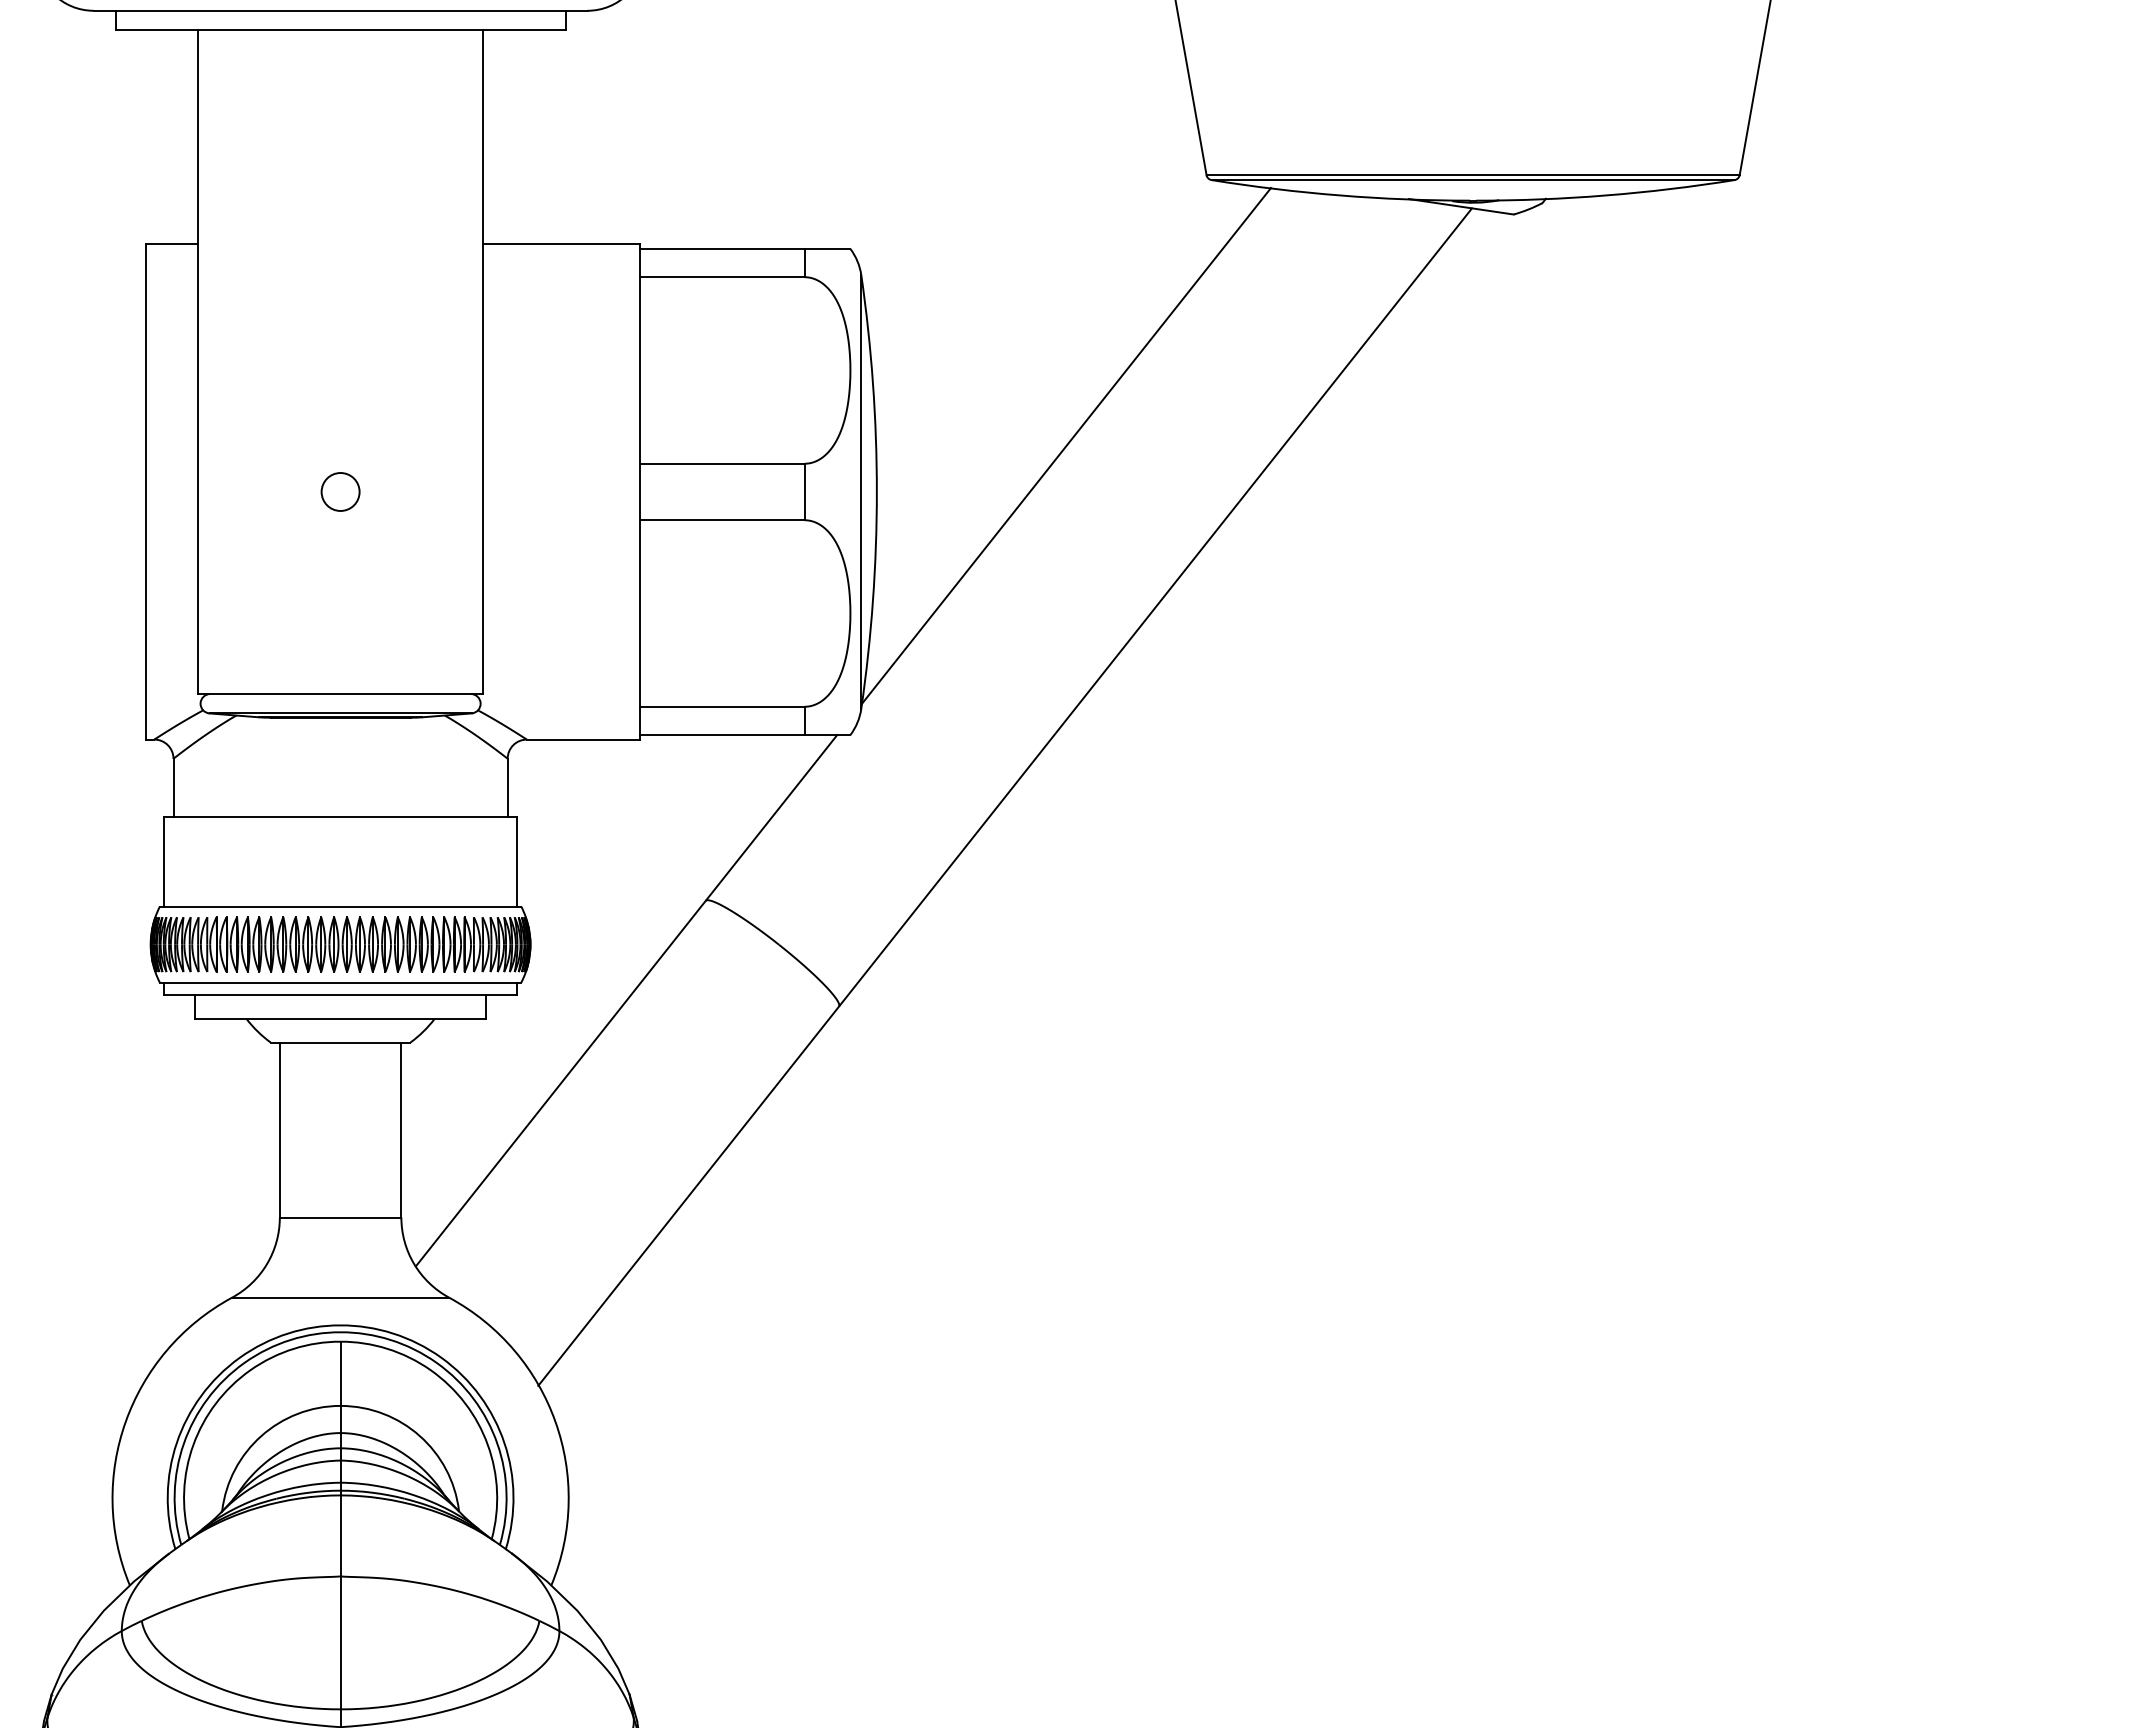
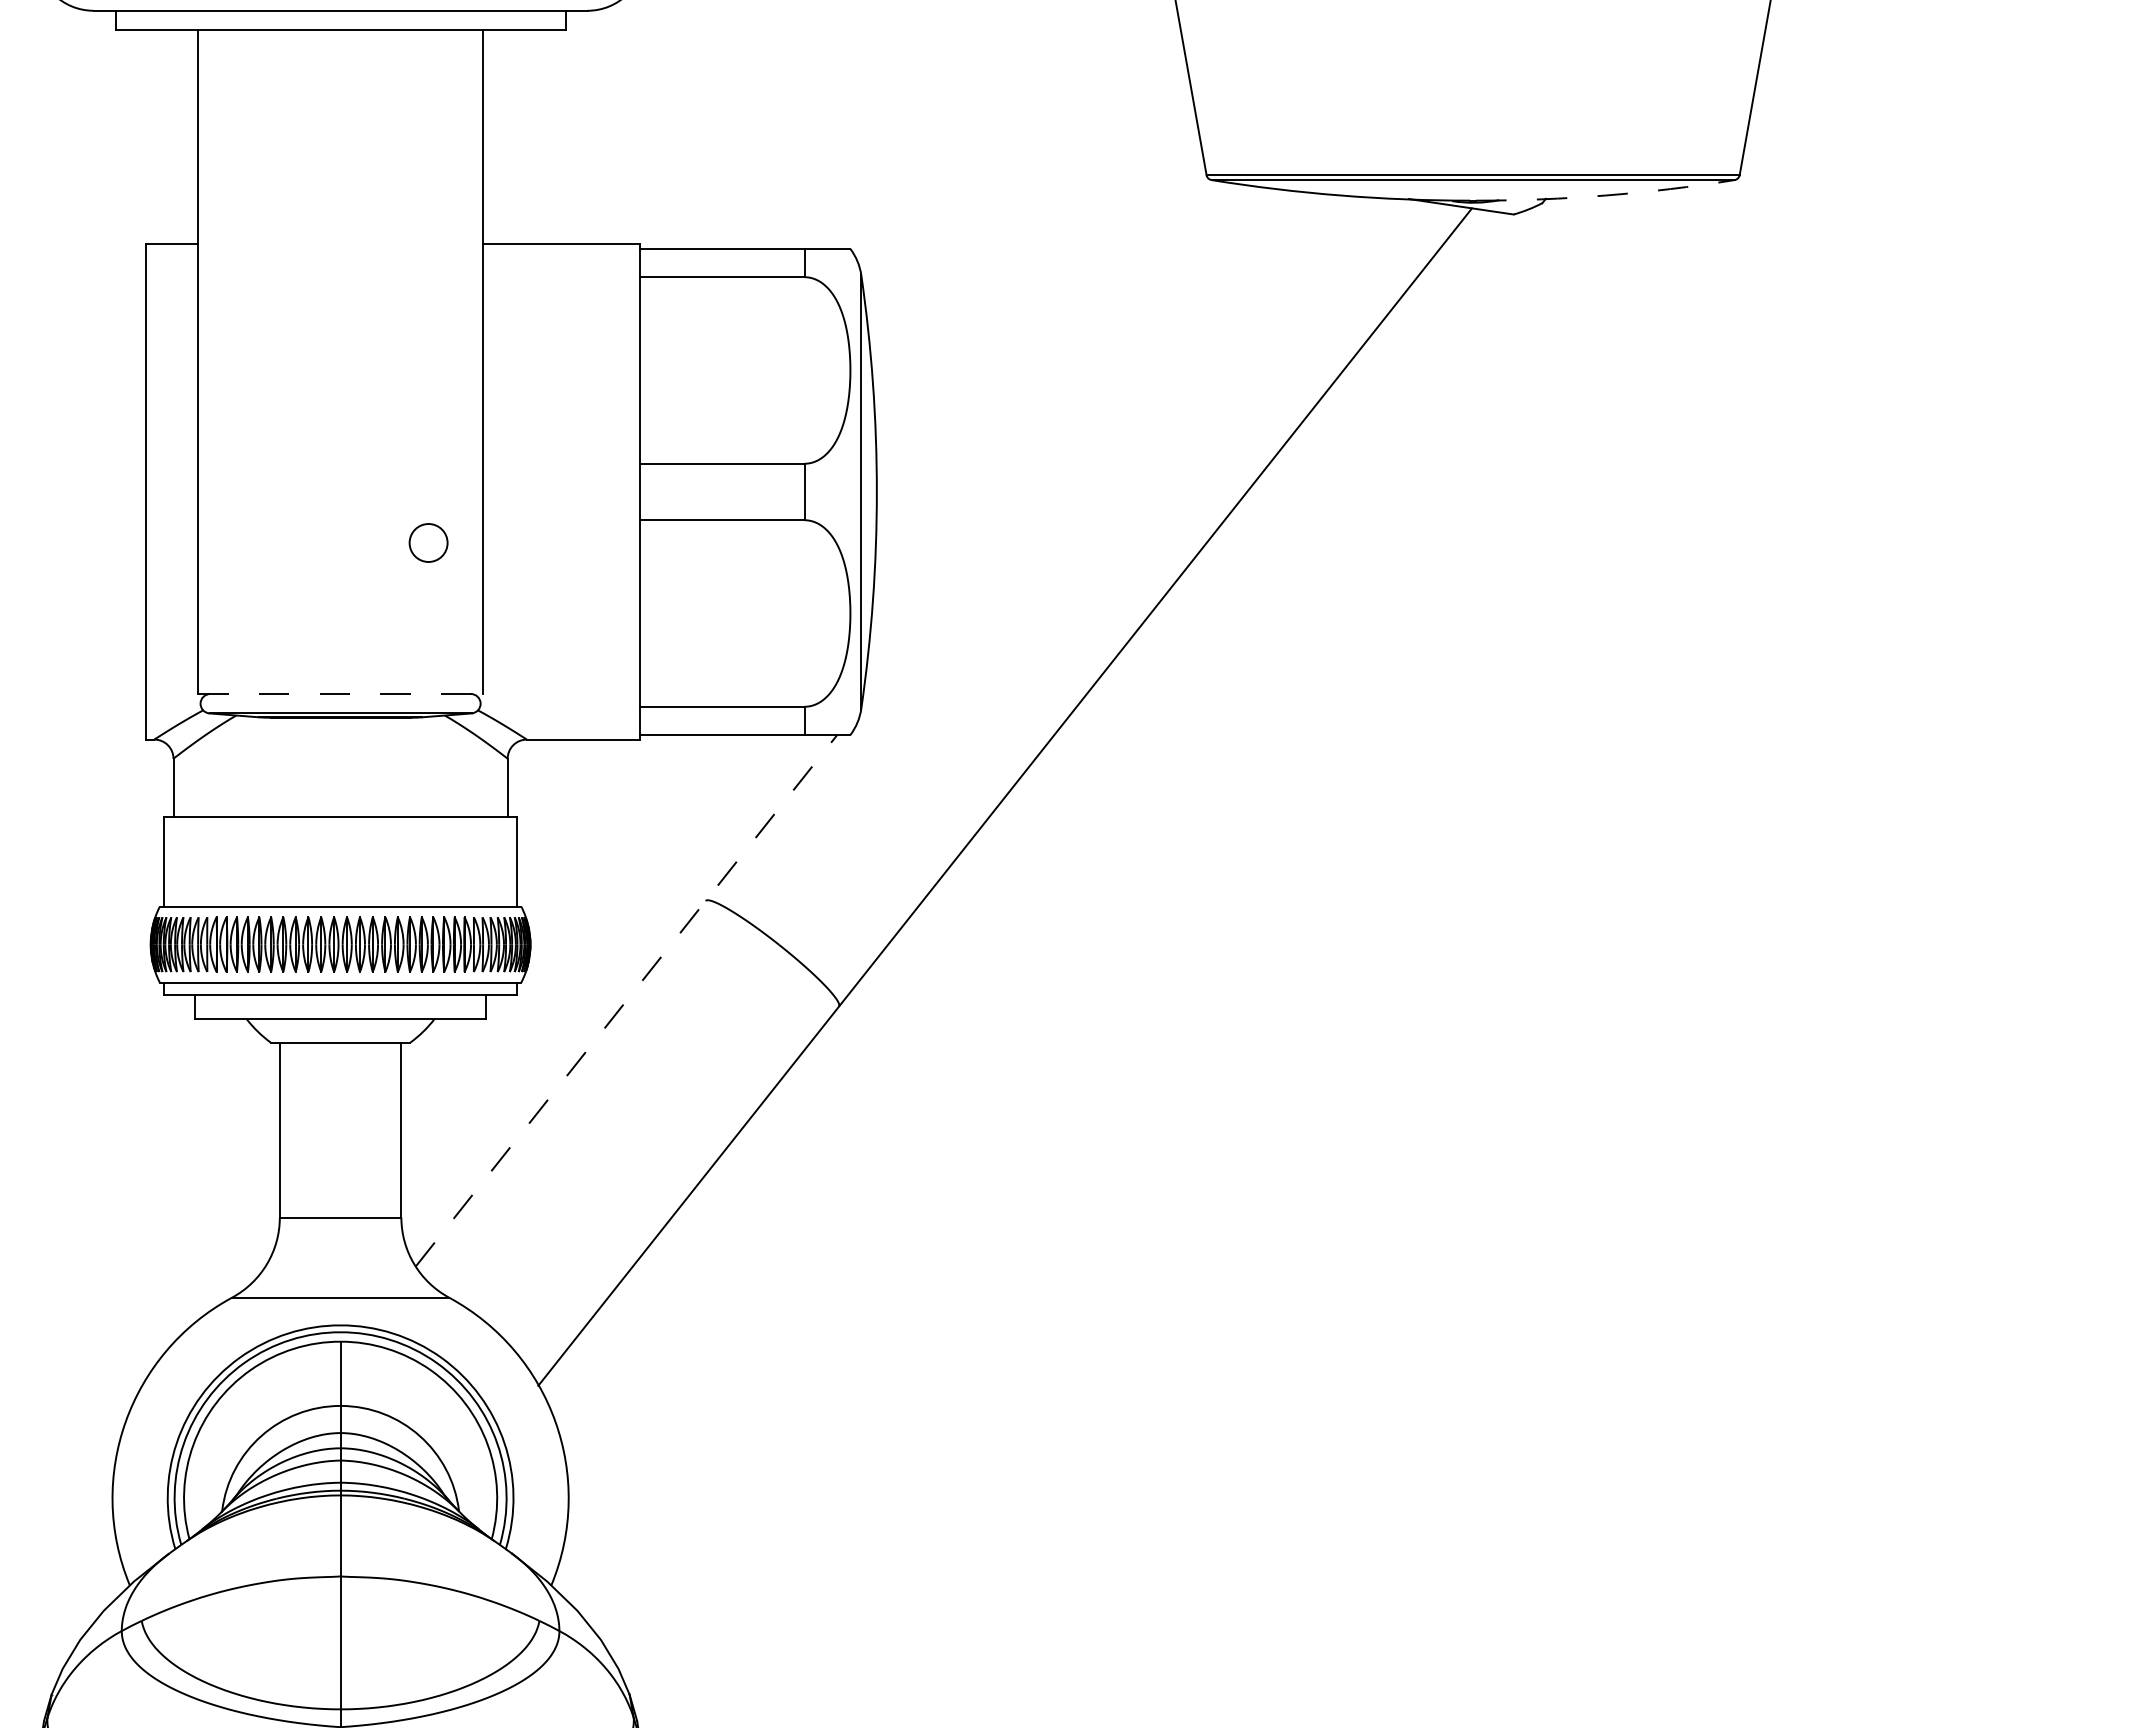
arc: solid -> dashed (1605, 195)
line: present -> none (1066, 445)
circle position: (340, 491) -> (428, 542) (428, 542)
line: solid -> dashed (341, 694)
line: solid -> dashed (626, 1000)
